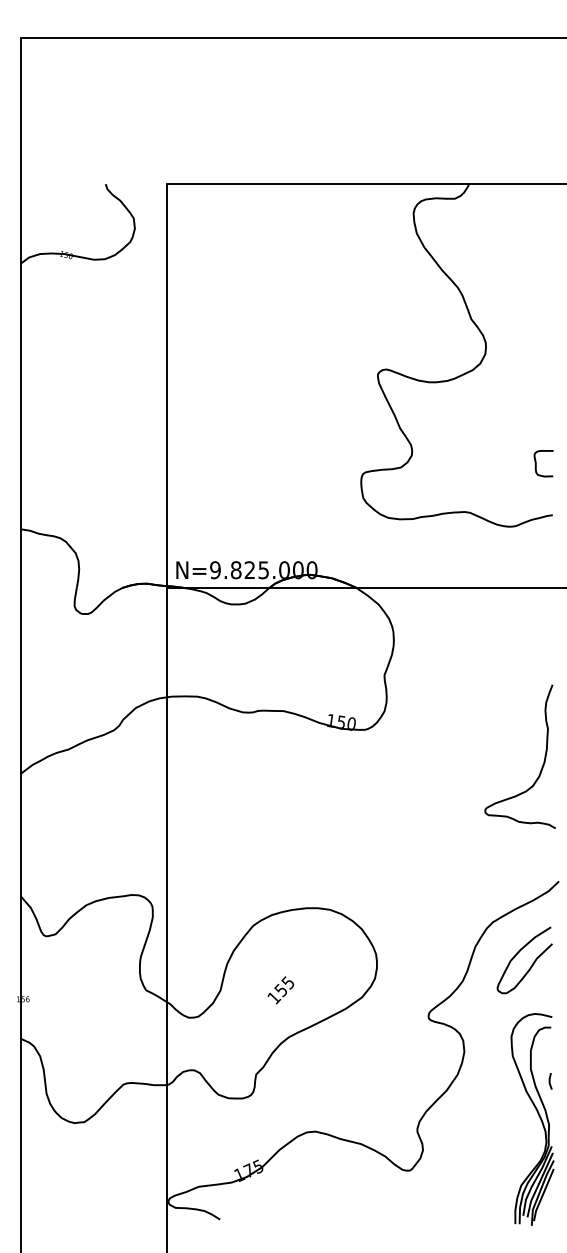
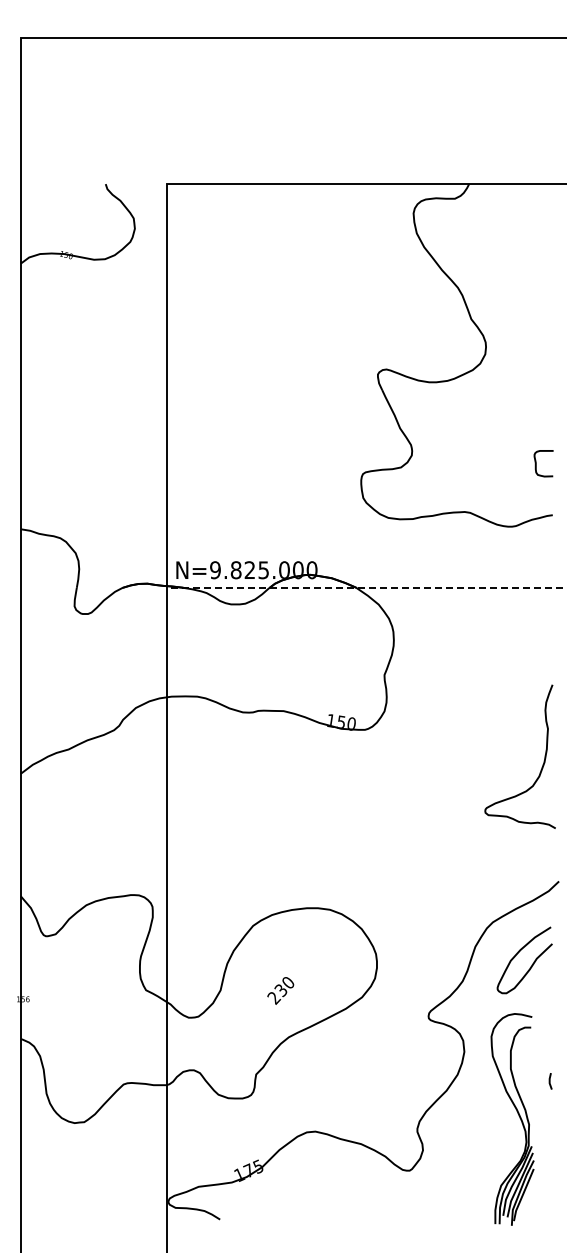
line: solid -> dashed (366, 587)
text: 155 -> 230 (280, 990)
part position: (538, 1116) -> (518, 1116) (518, 1116)
